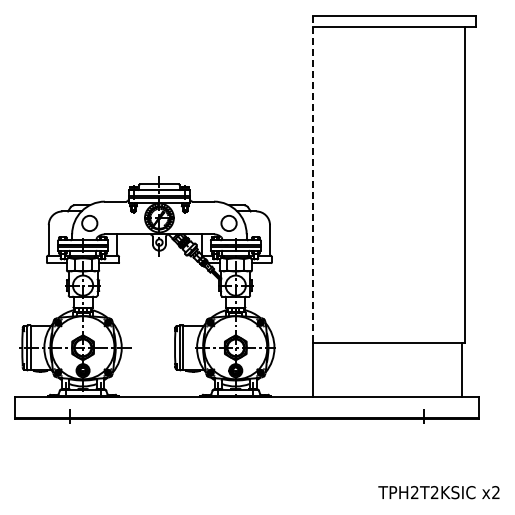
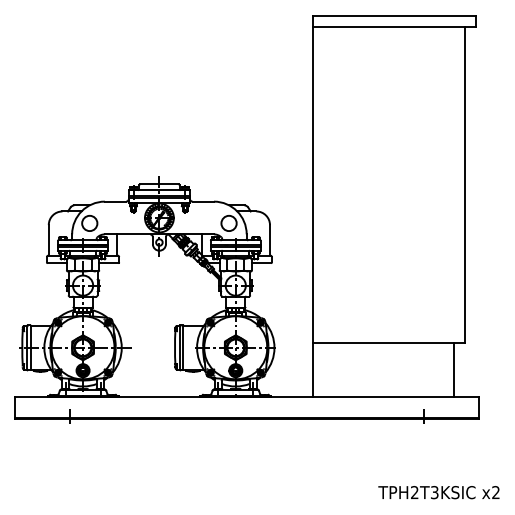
line: dashed -> solid (312, 179)
line position: (462, 369) -> (454, 369) (454, 369)
text: TPH2T2KSIC -> TPH2T3KSIC (434, 492)
